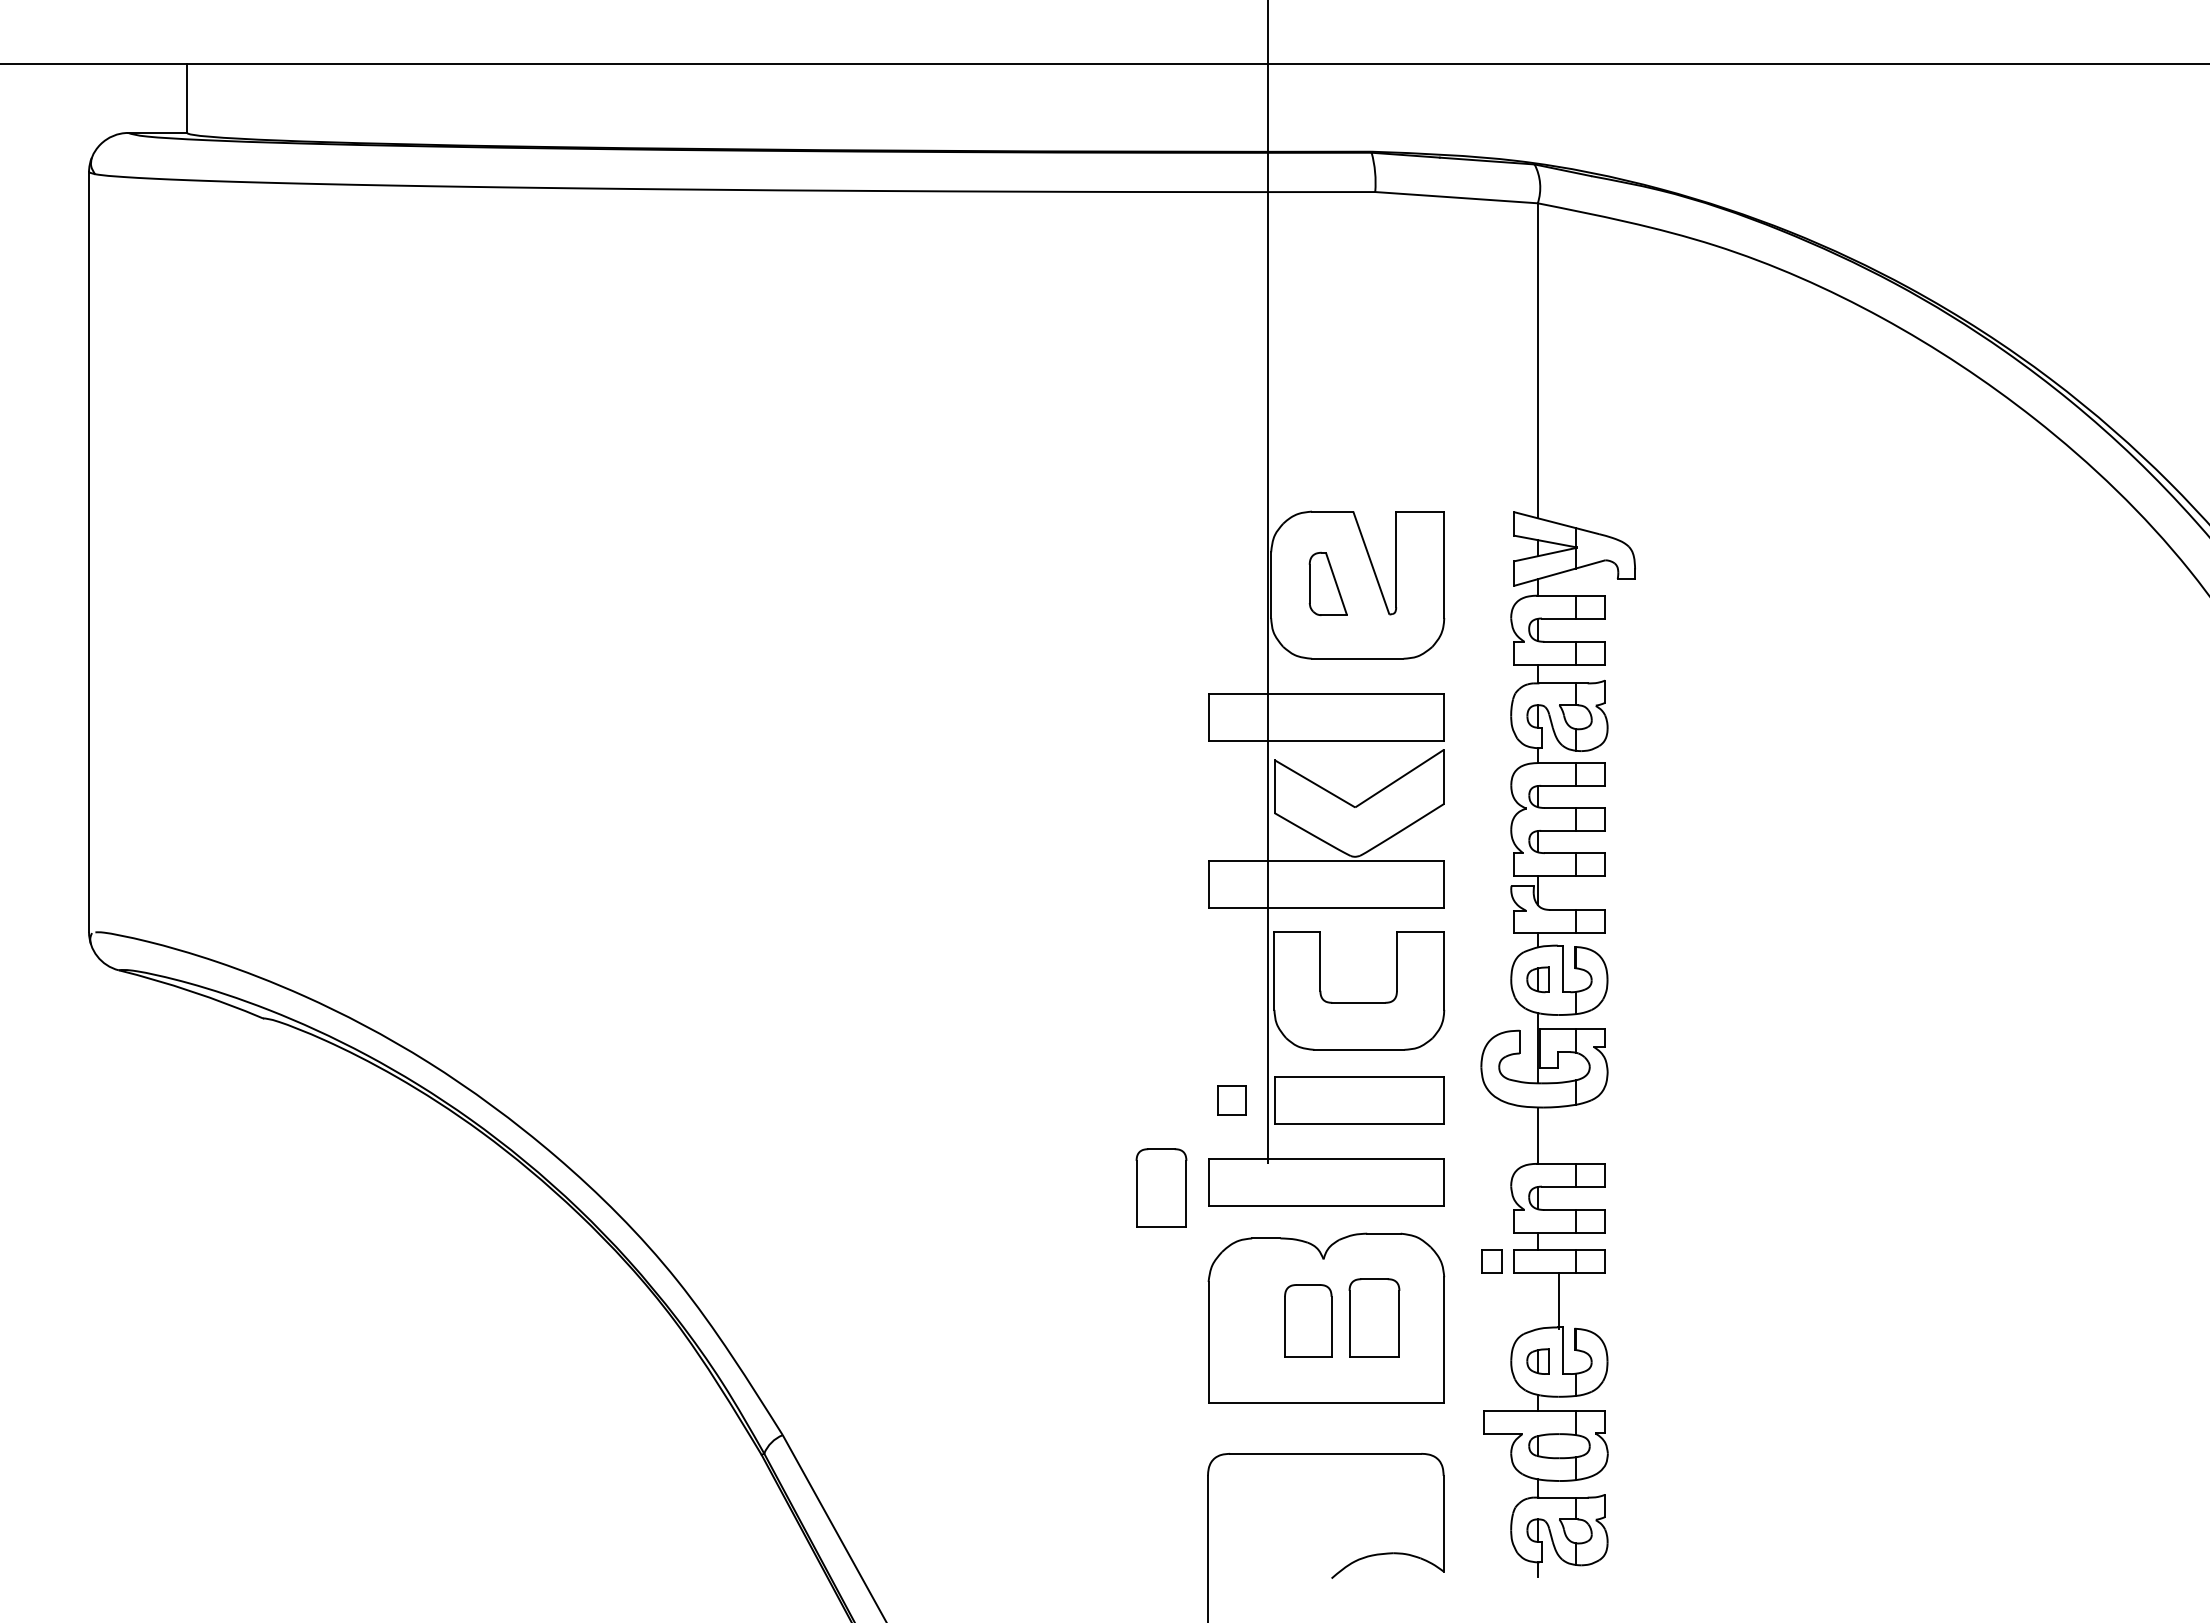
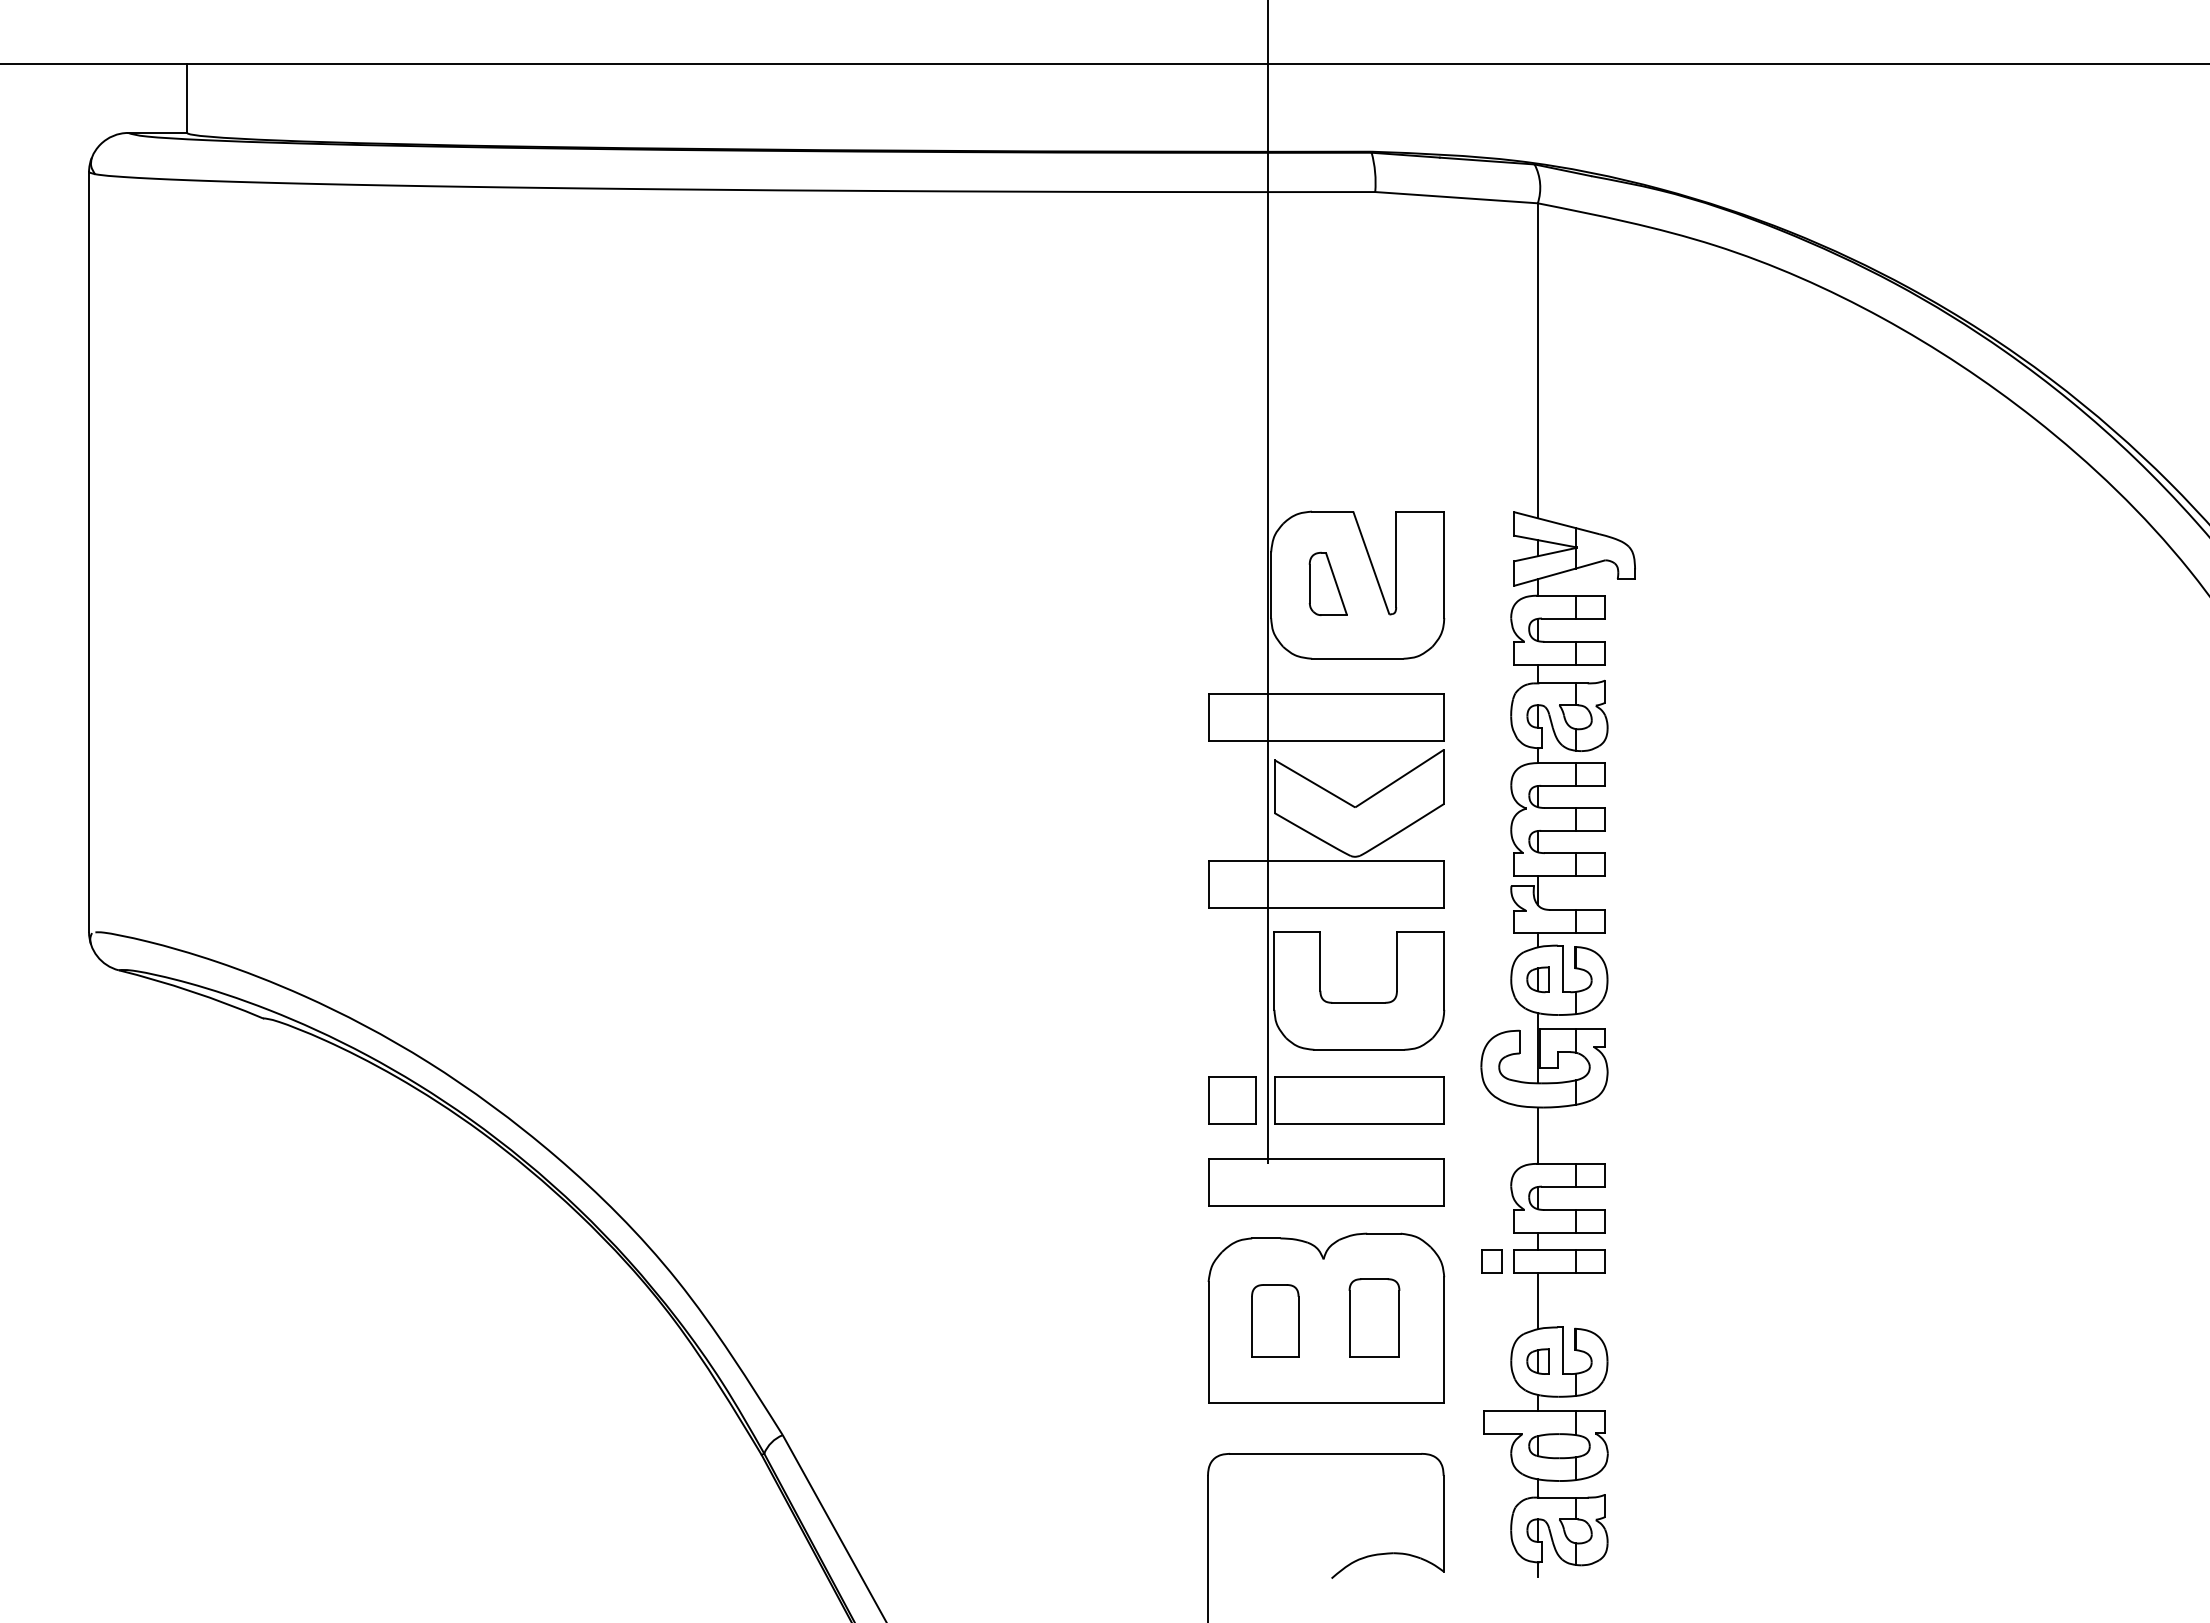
part size: 30x31 px -> 49x49 px (1232, 1100)
part: present -> none (1161, 1187)
line position: (1558, 1300) -> (1537, 1300) (1537, 1300)
part position: (1308, 1320) -> (1275, 1320) (1275, 1320)
